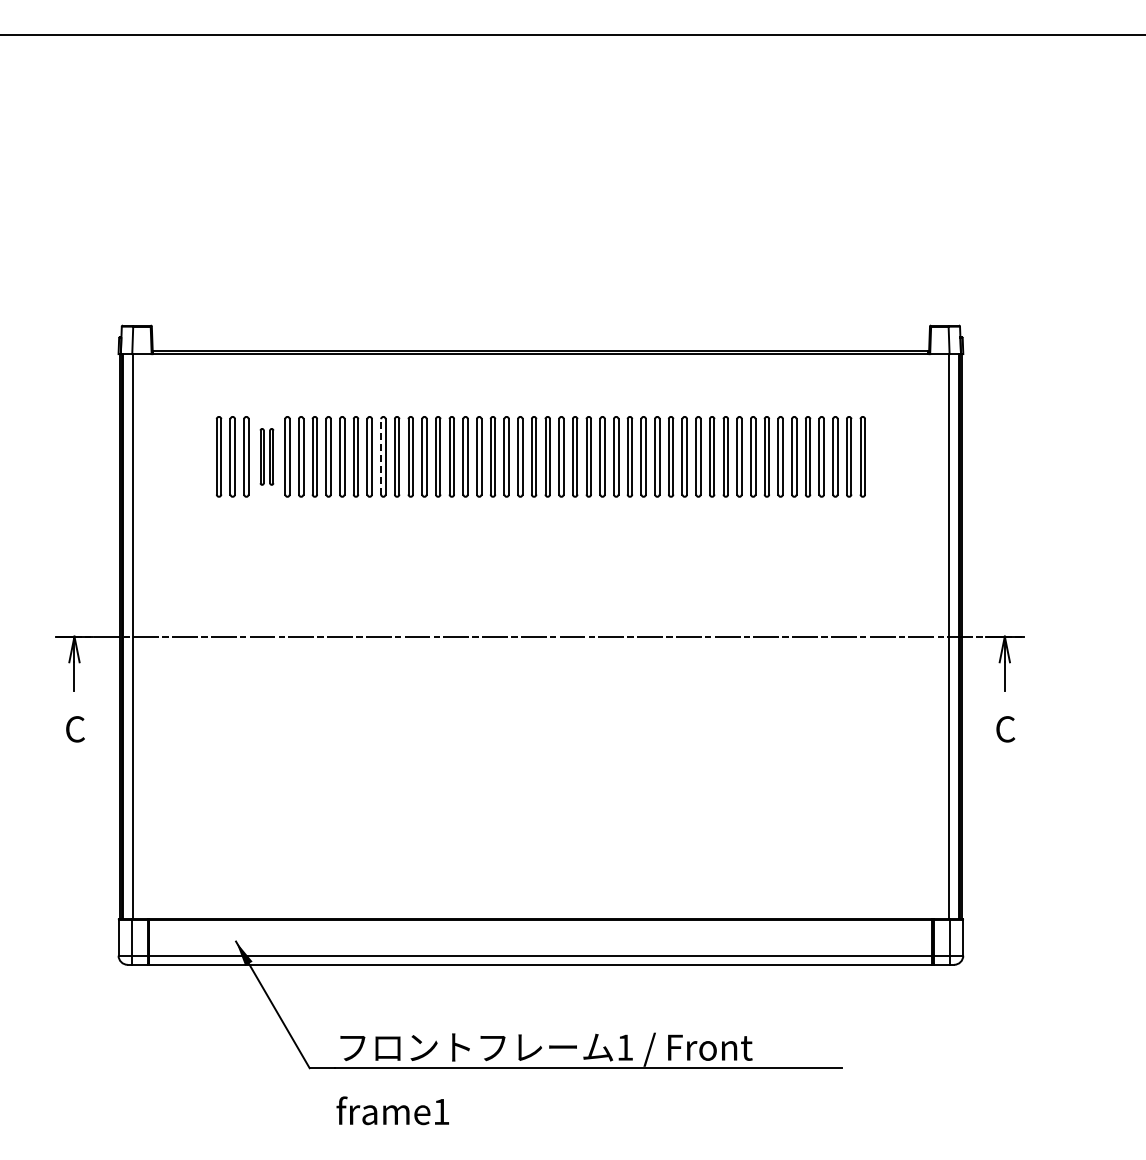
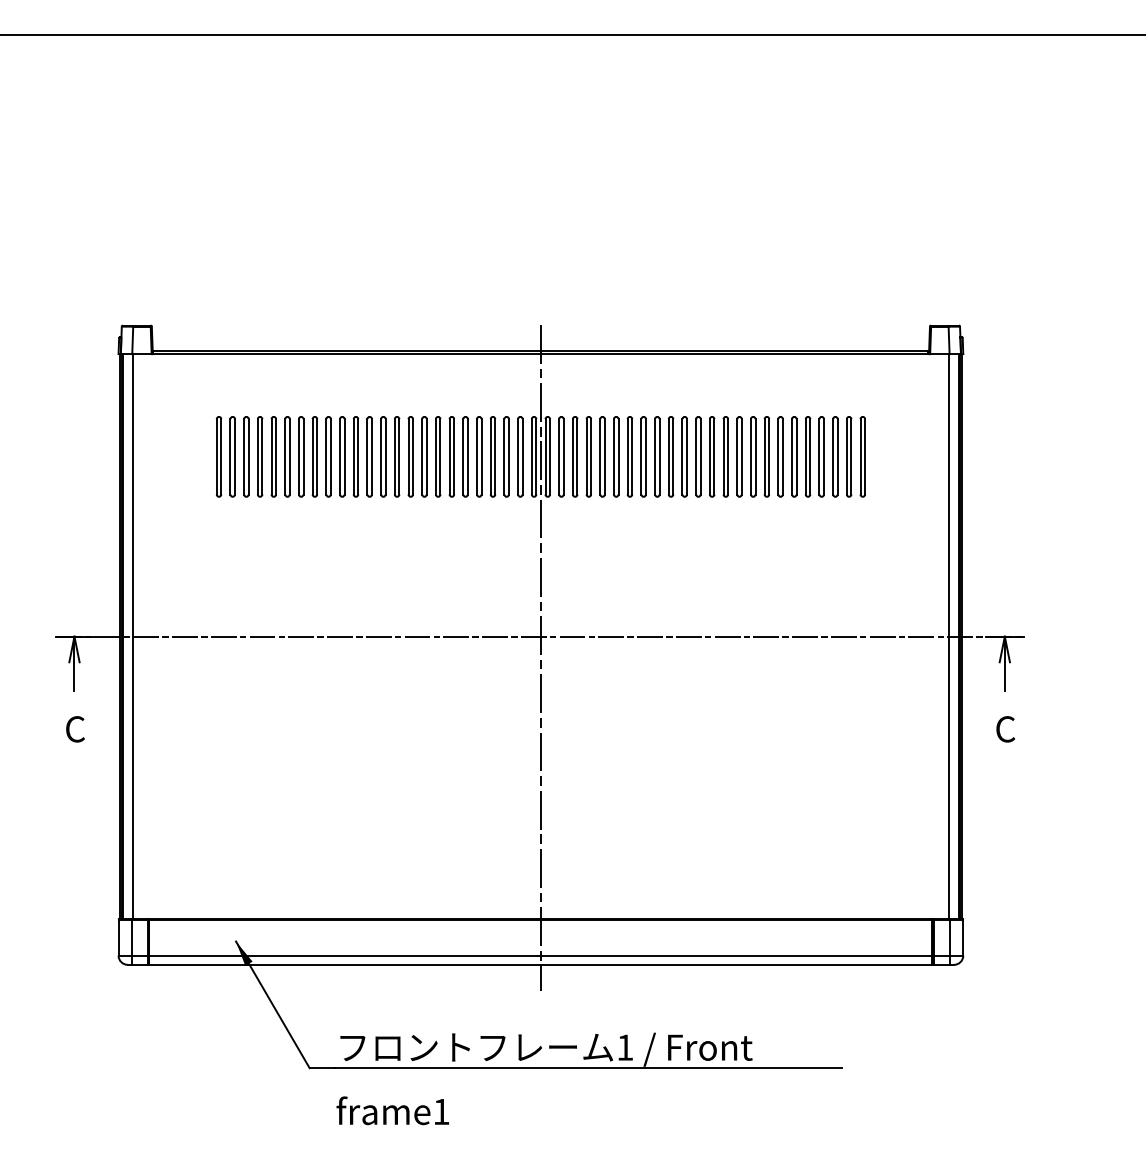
part size: 16x58 px -> 20x82 px (266, 456)
line: dashed -> solid (381, 456)
line: none -> present (540, 657)
